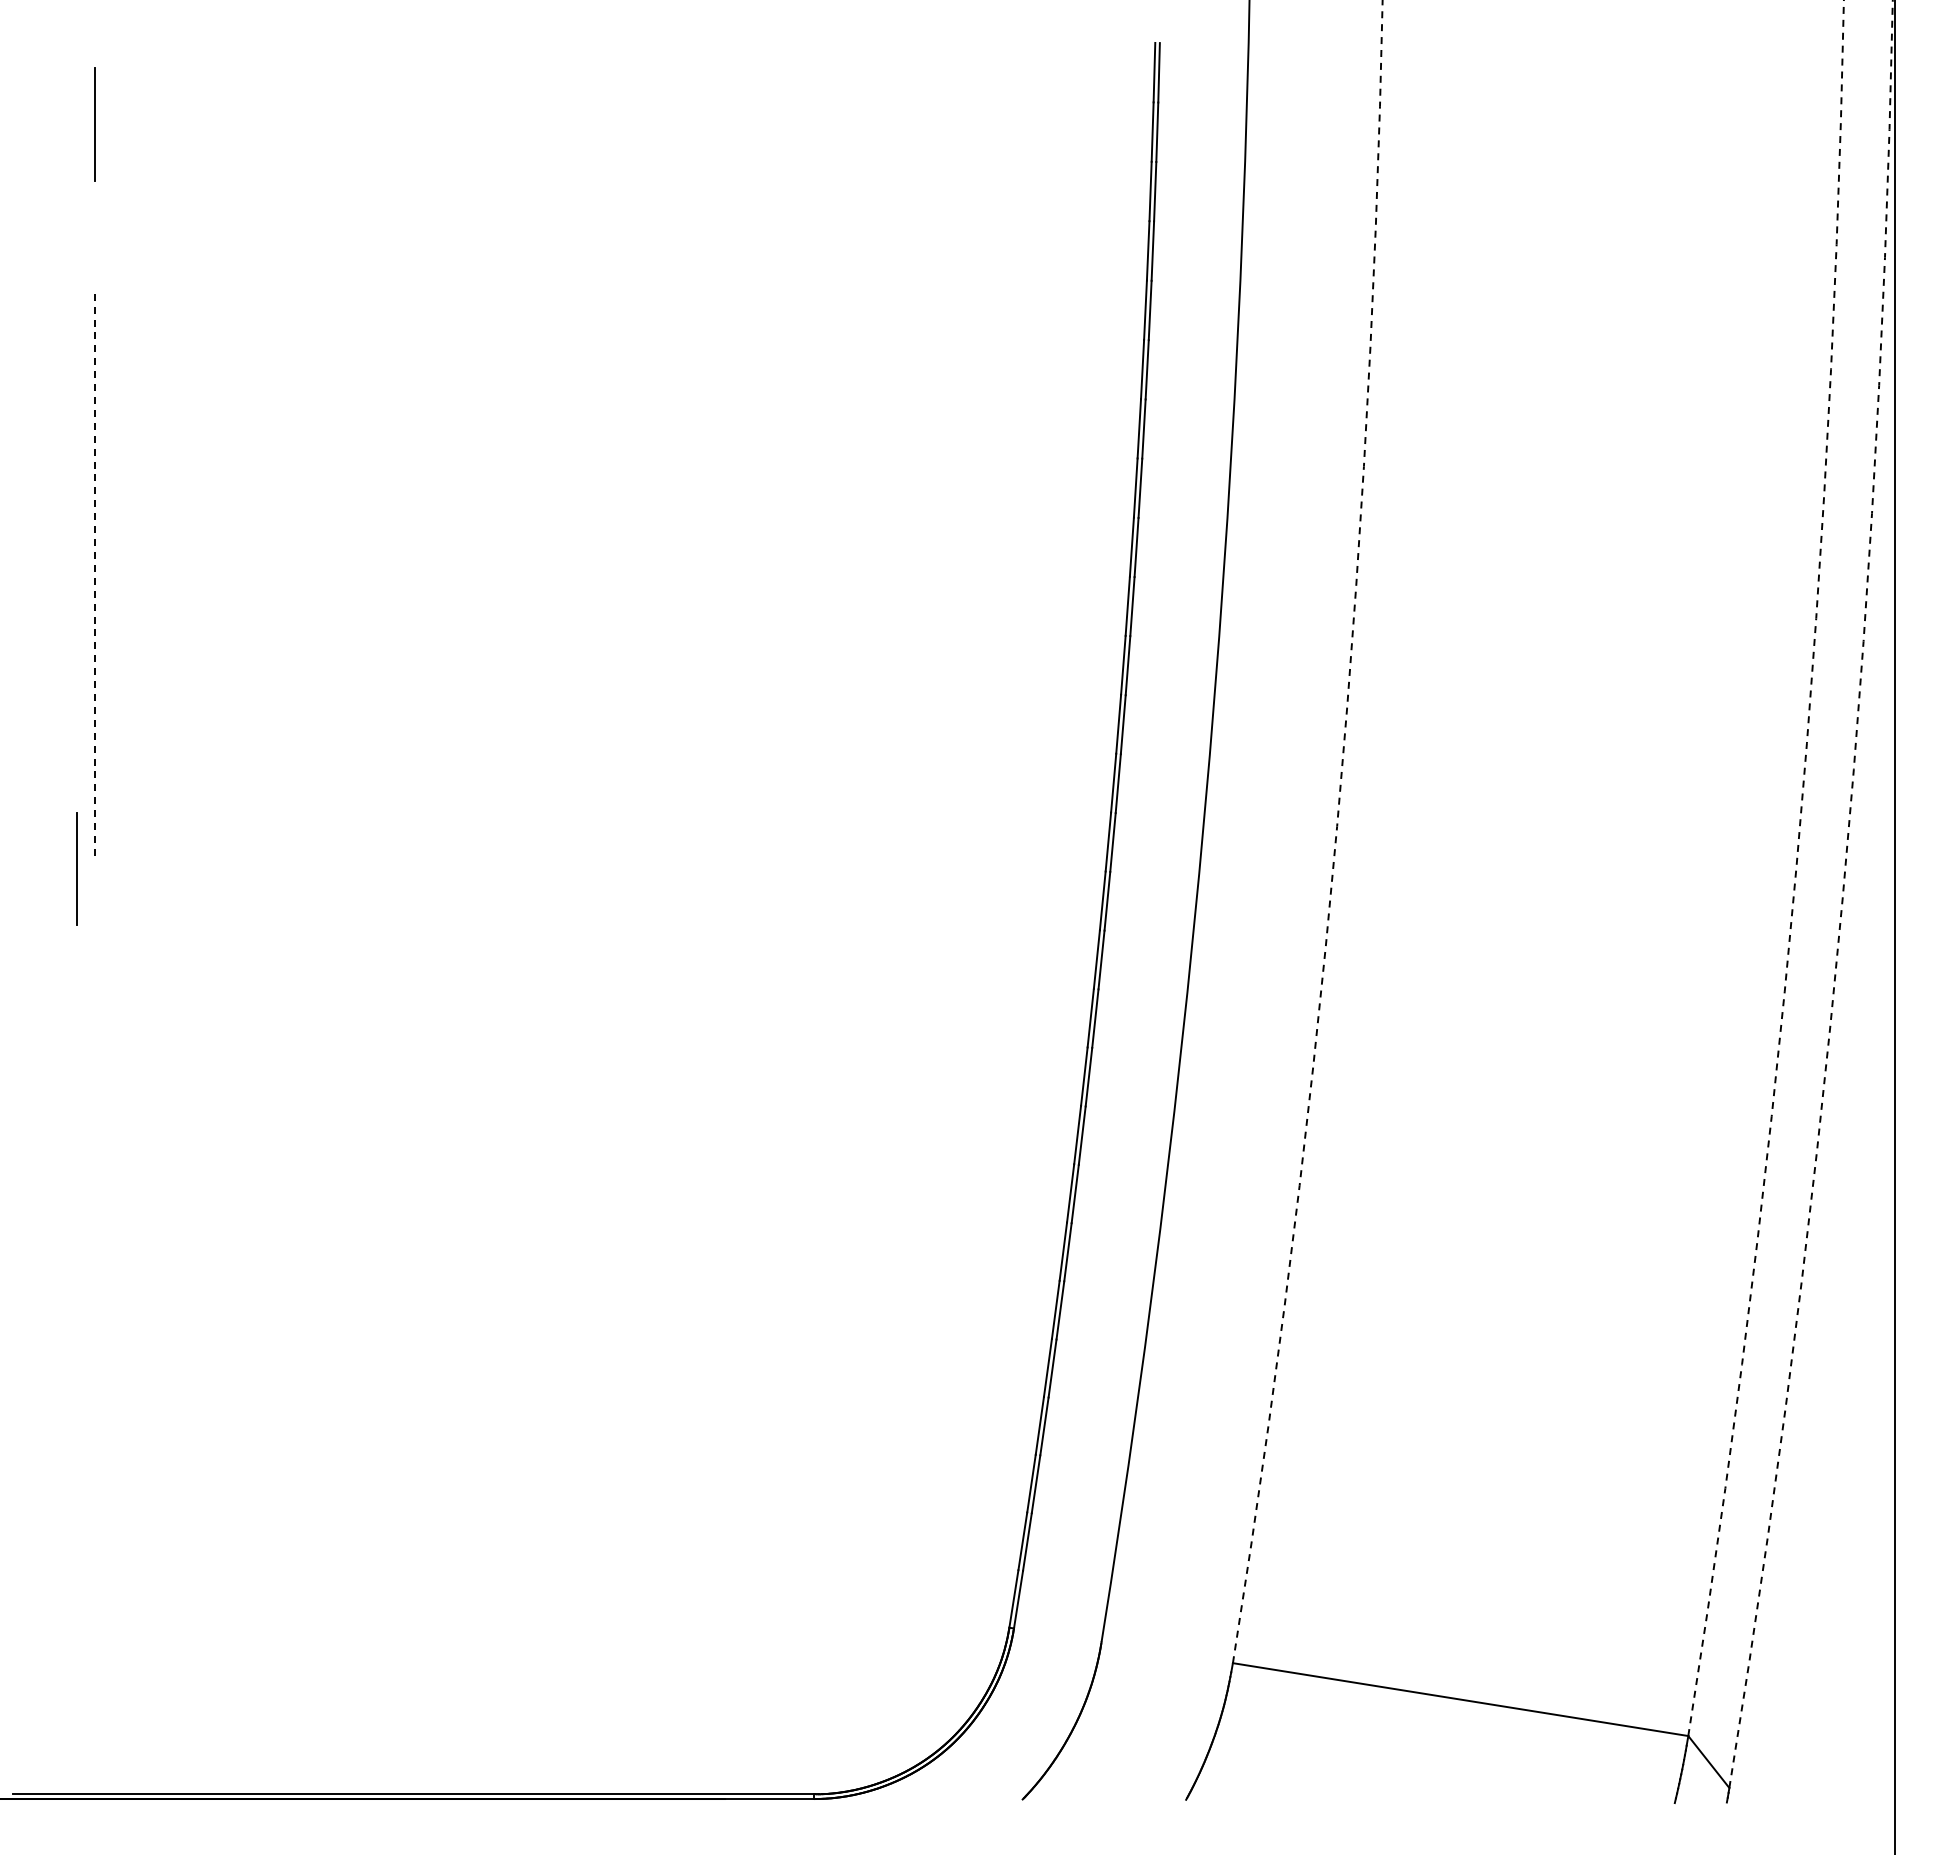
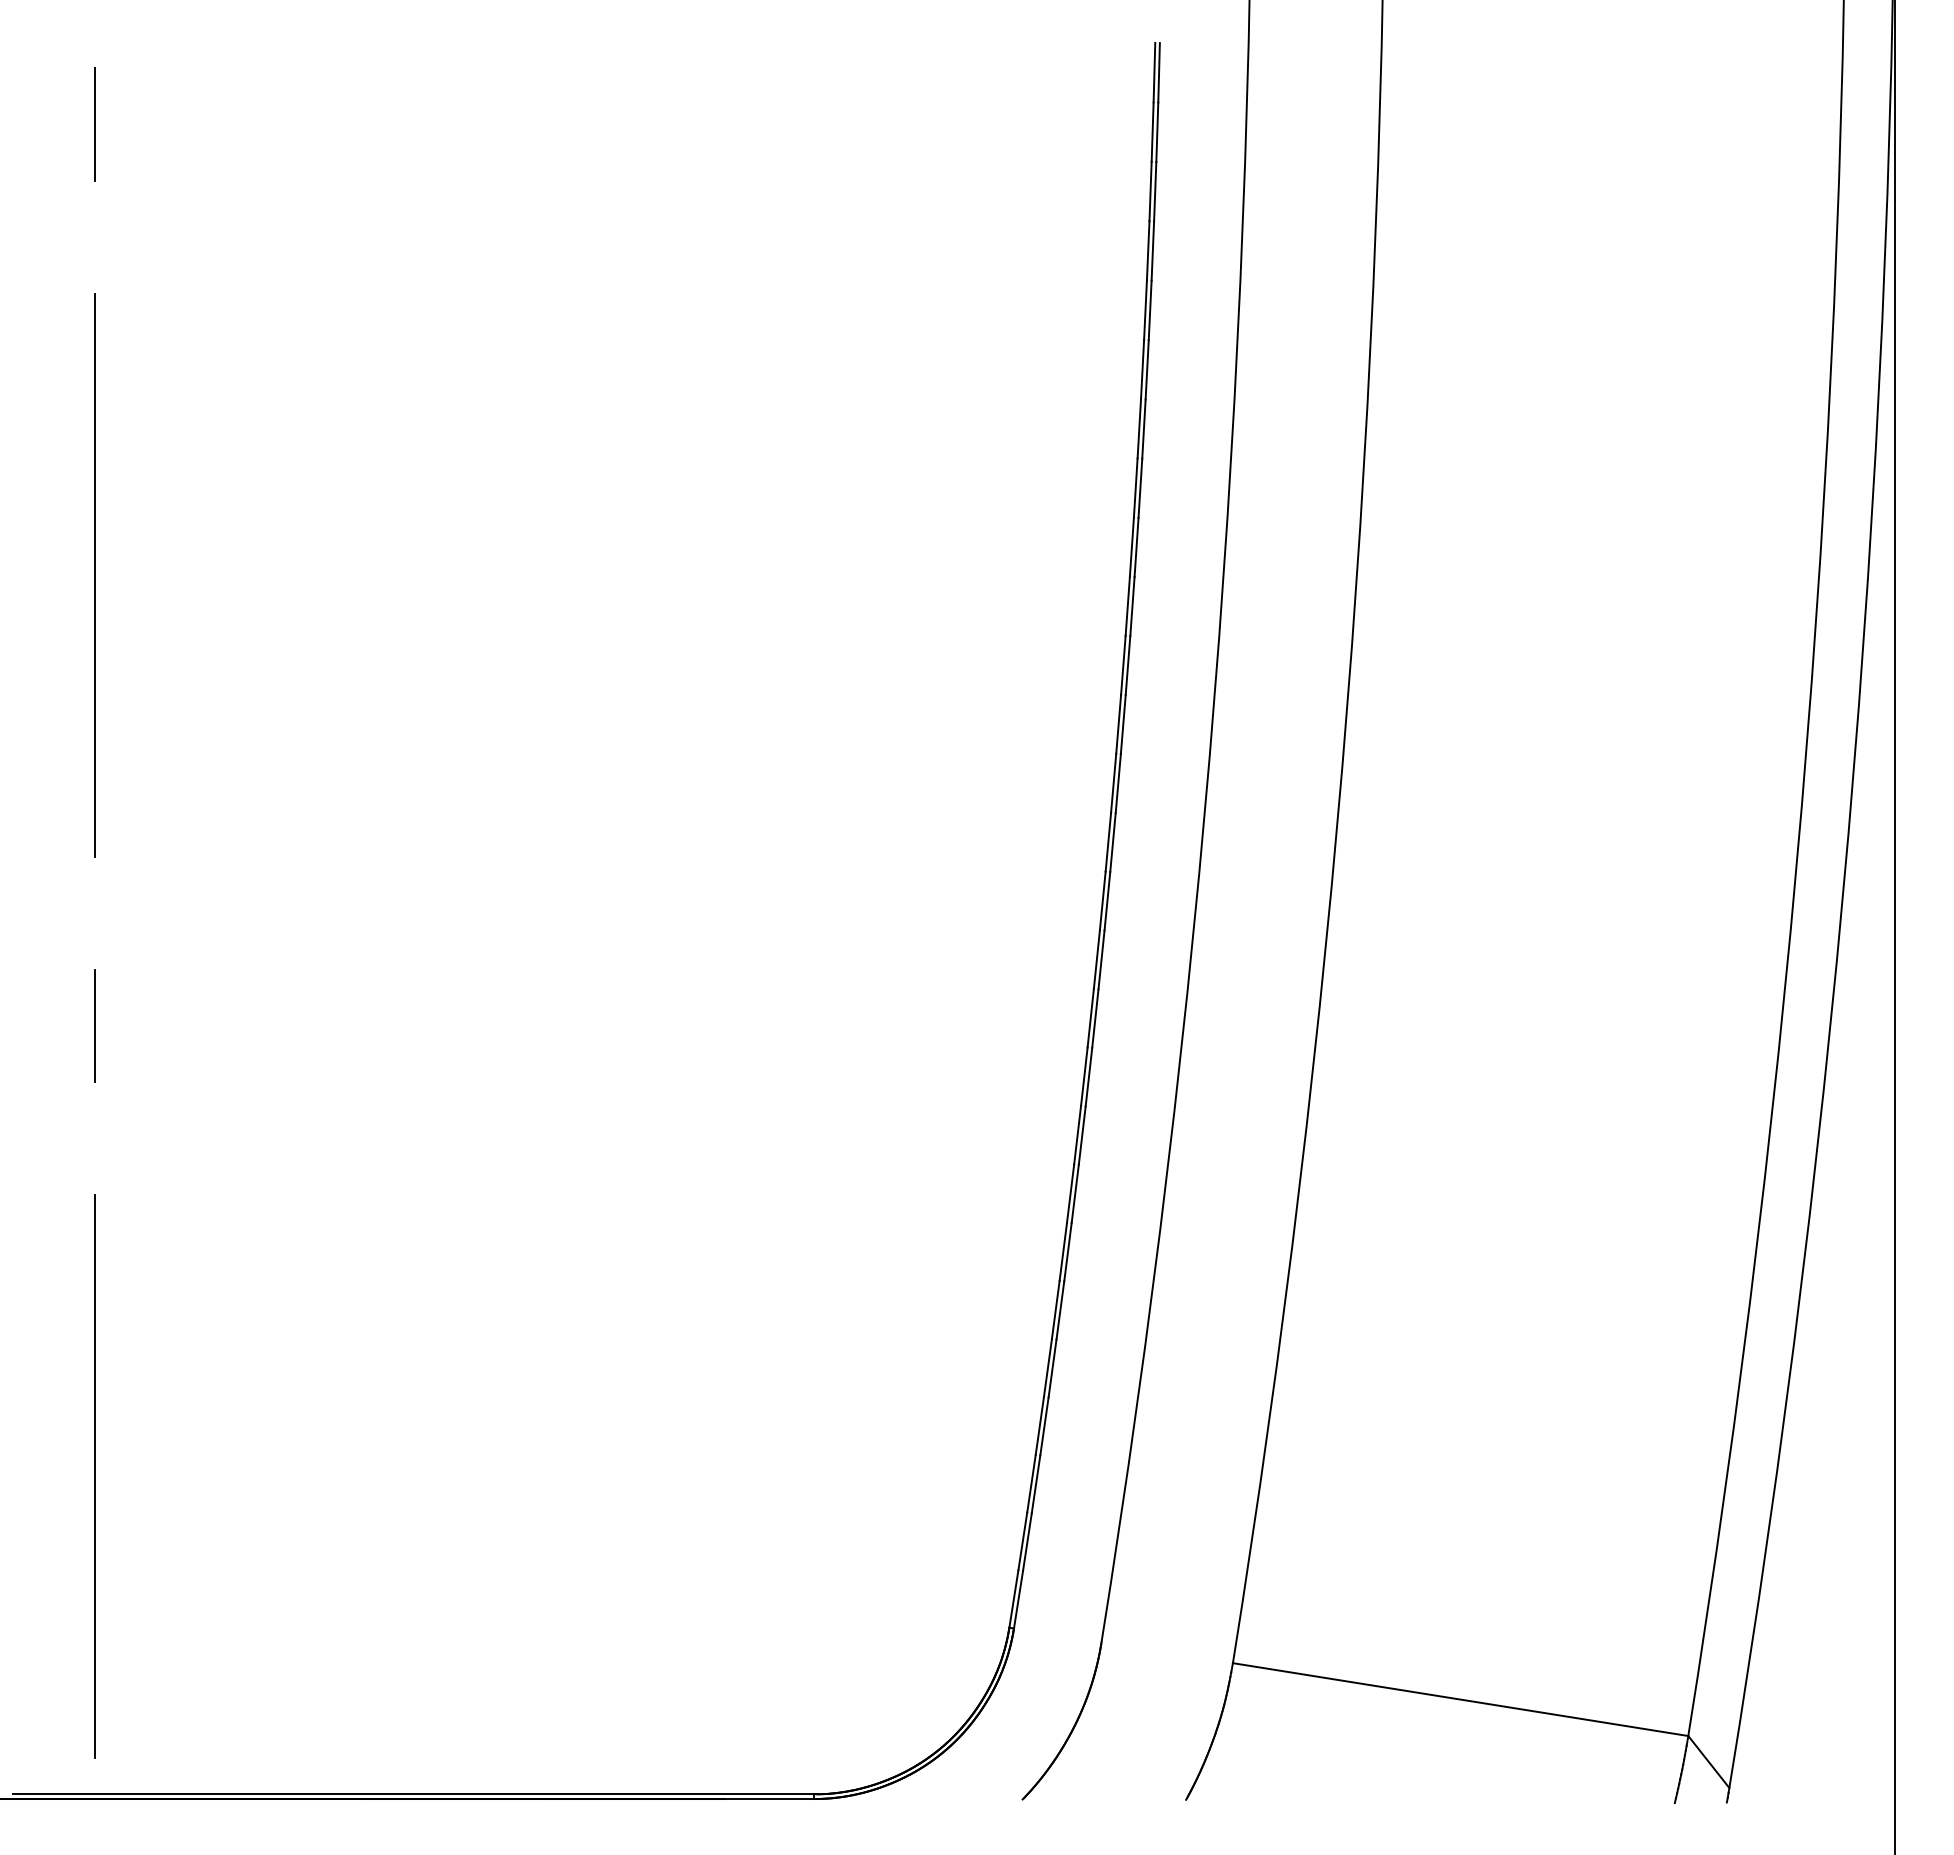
line: dashed -> solid (94, 575)
arc: dashed -> solid (1336, 833)
line position: (76, 868) -> (94, 1025) (94, 1025)
arc: dashed -> solid (1796, 871)
arc: dashed -> solid (1842, 895)
line: none -> present (94, 1476)
